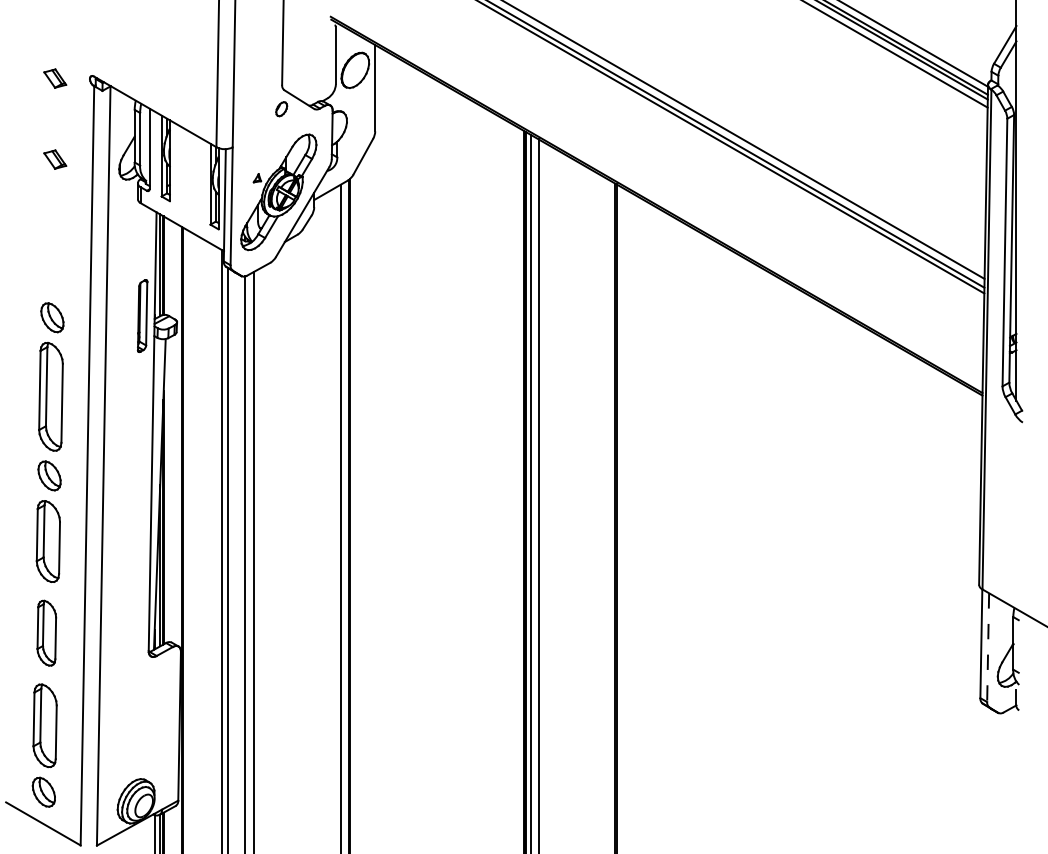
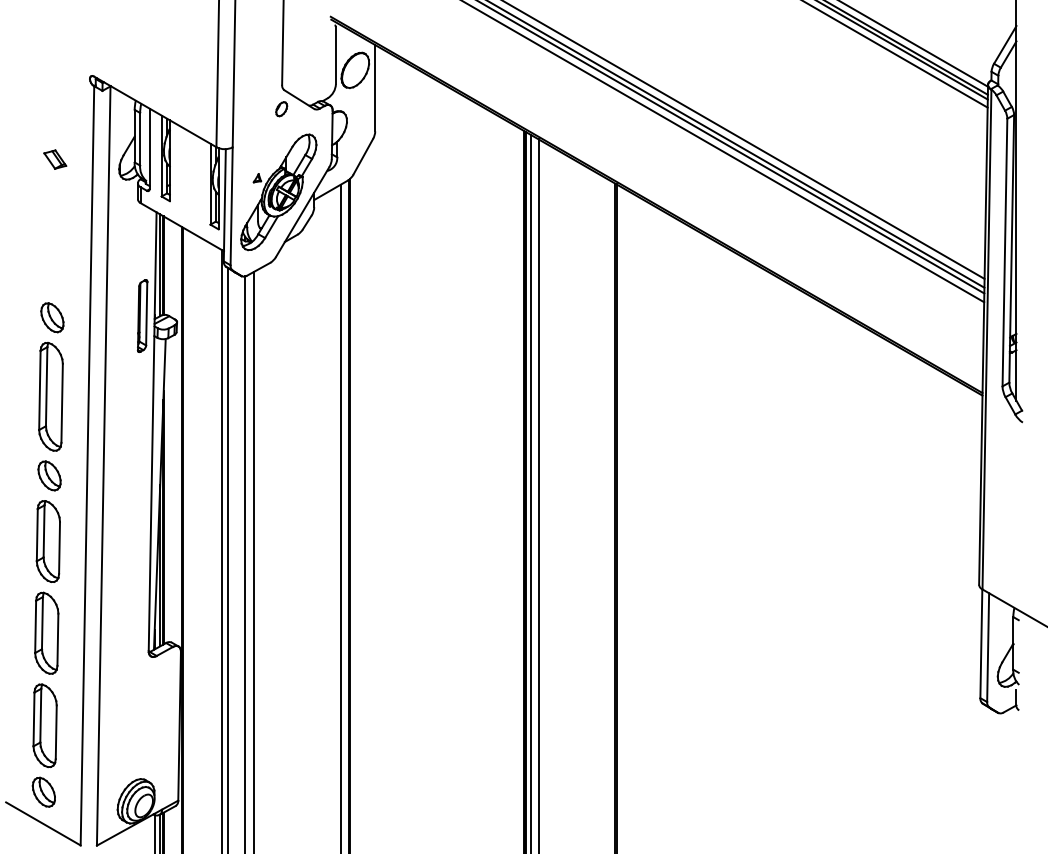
part: present -> none (55, 78)
line: none -> present (724, 152)
part size: 22x68 px -> 26x84 px (46, 632)
line: dashed -> solid (988, 648)
